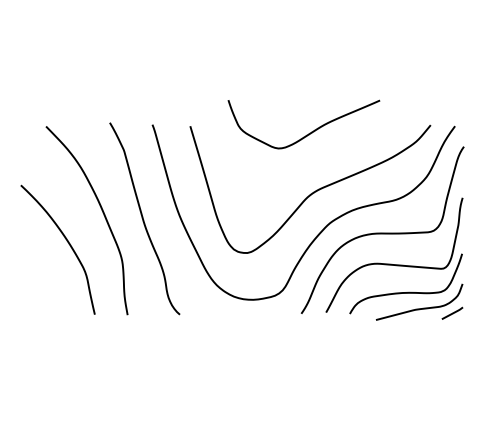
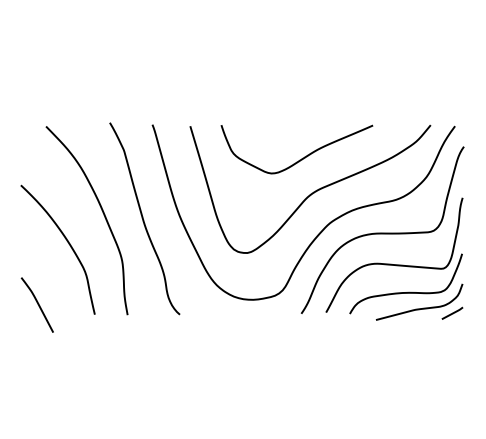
curve position: (308, 133) -> (301, 158) (301, 158)
curve: none -> present (37, 304)
